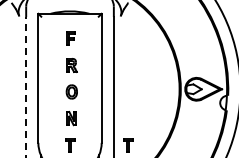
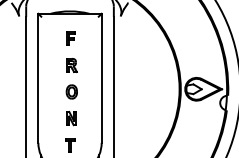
line: dashed -> solid (26, 86)
part: present -> none (128, 145)
